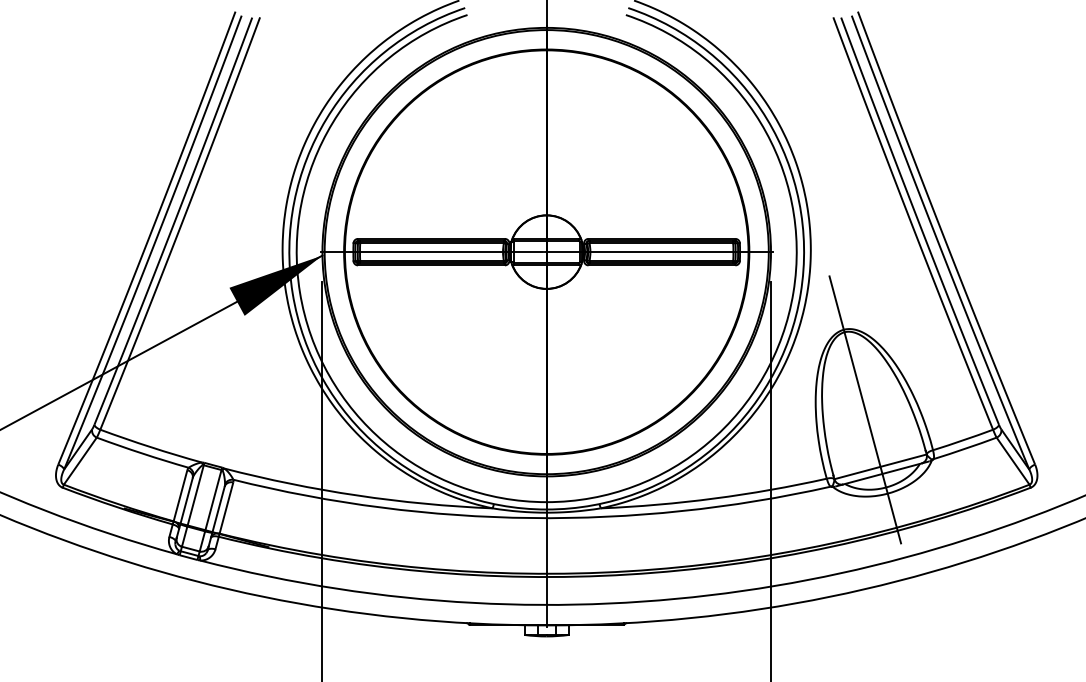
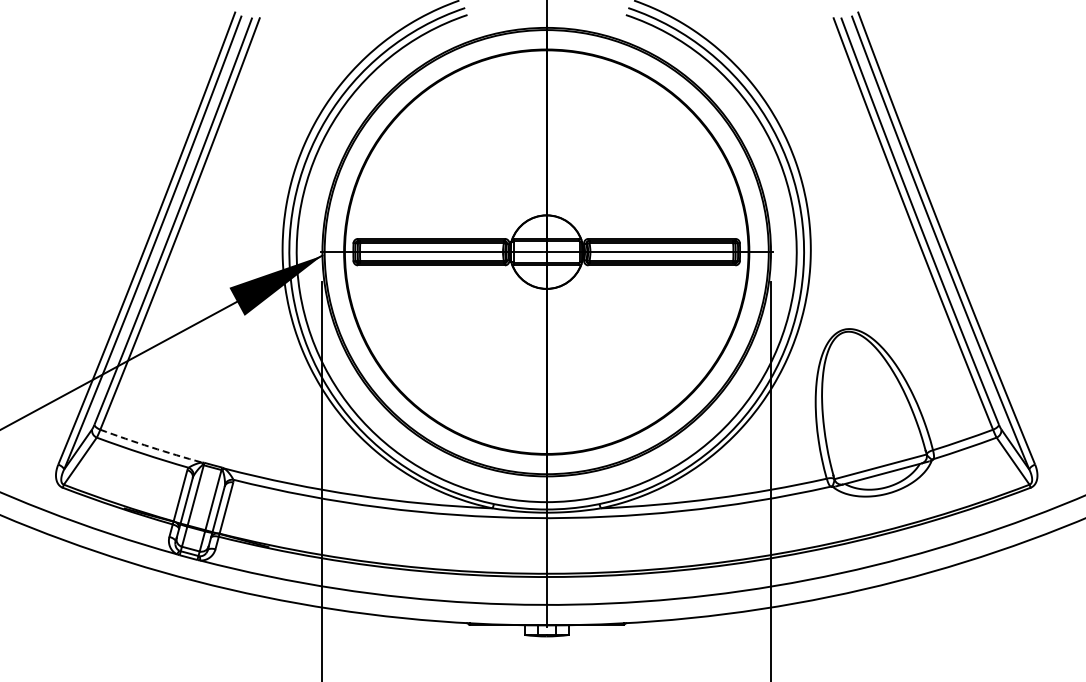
line: present -> none (865, 409)
arc: solid -> dashed (151, 447)
